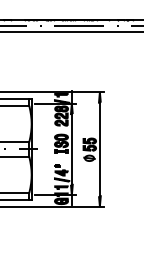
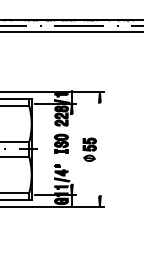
line: present -> none (71, 149)
line: present -> none (99, 149)
